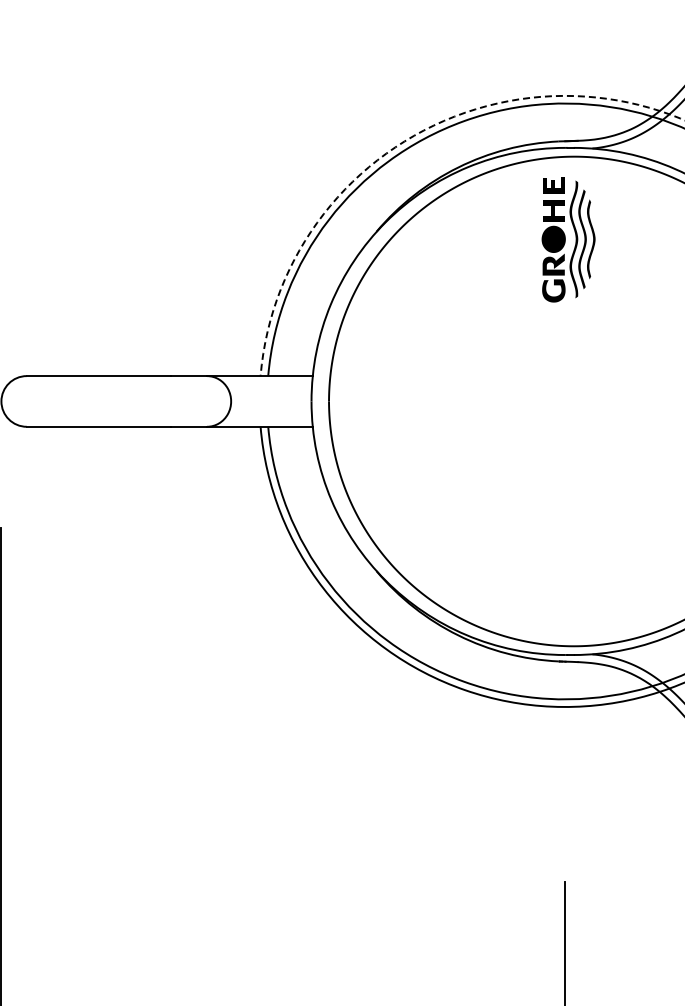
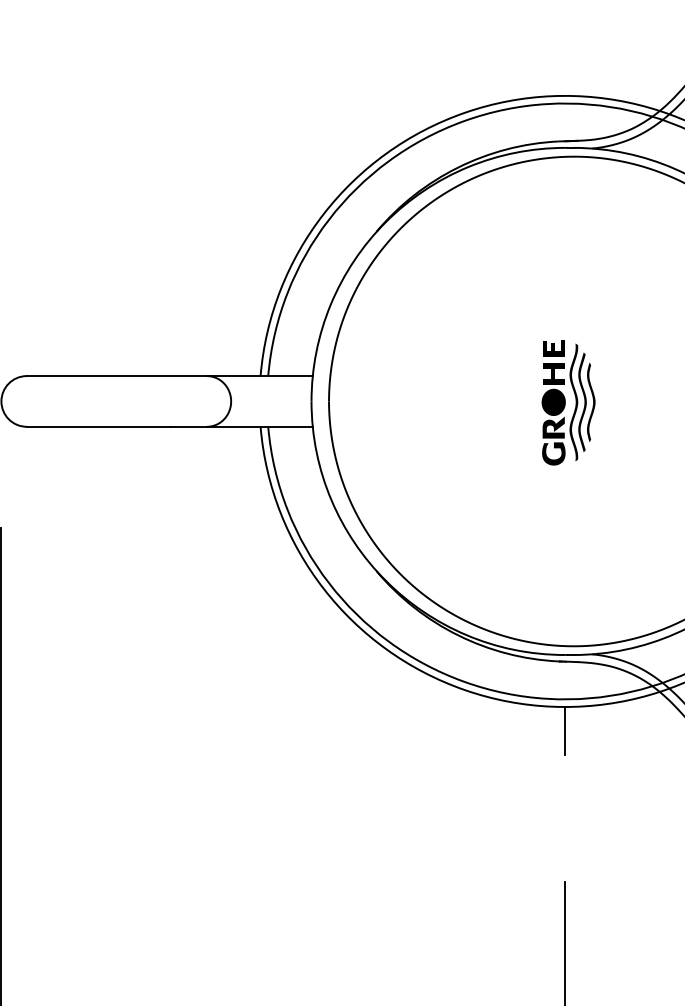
arc: dashed -> solid (407, 139)
part position: (568, 239) -> (568, 402) (568, 402)
line: none -> present (565, 730)
